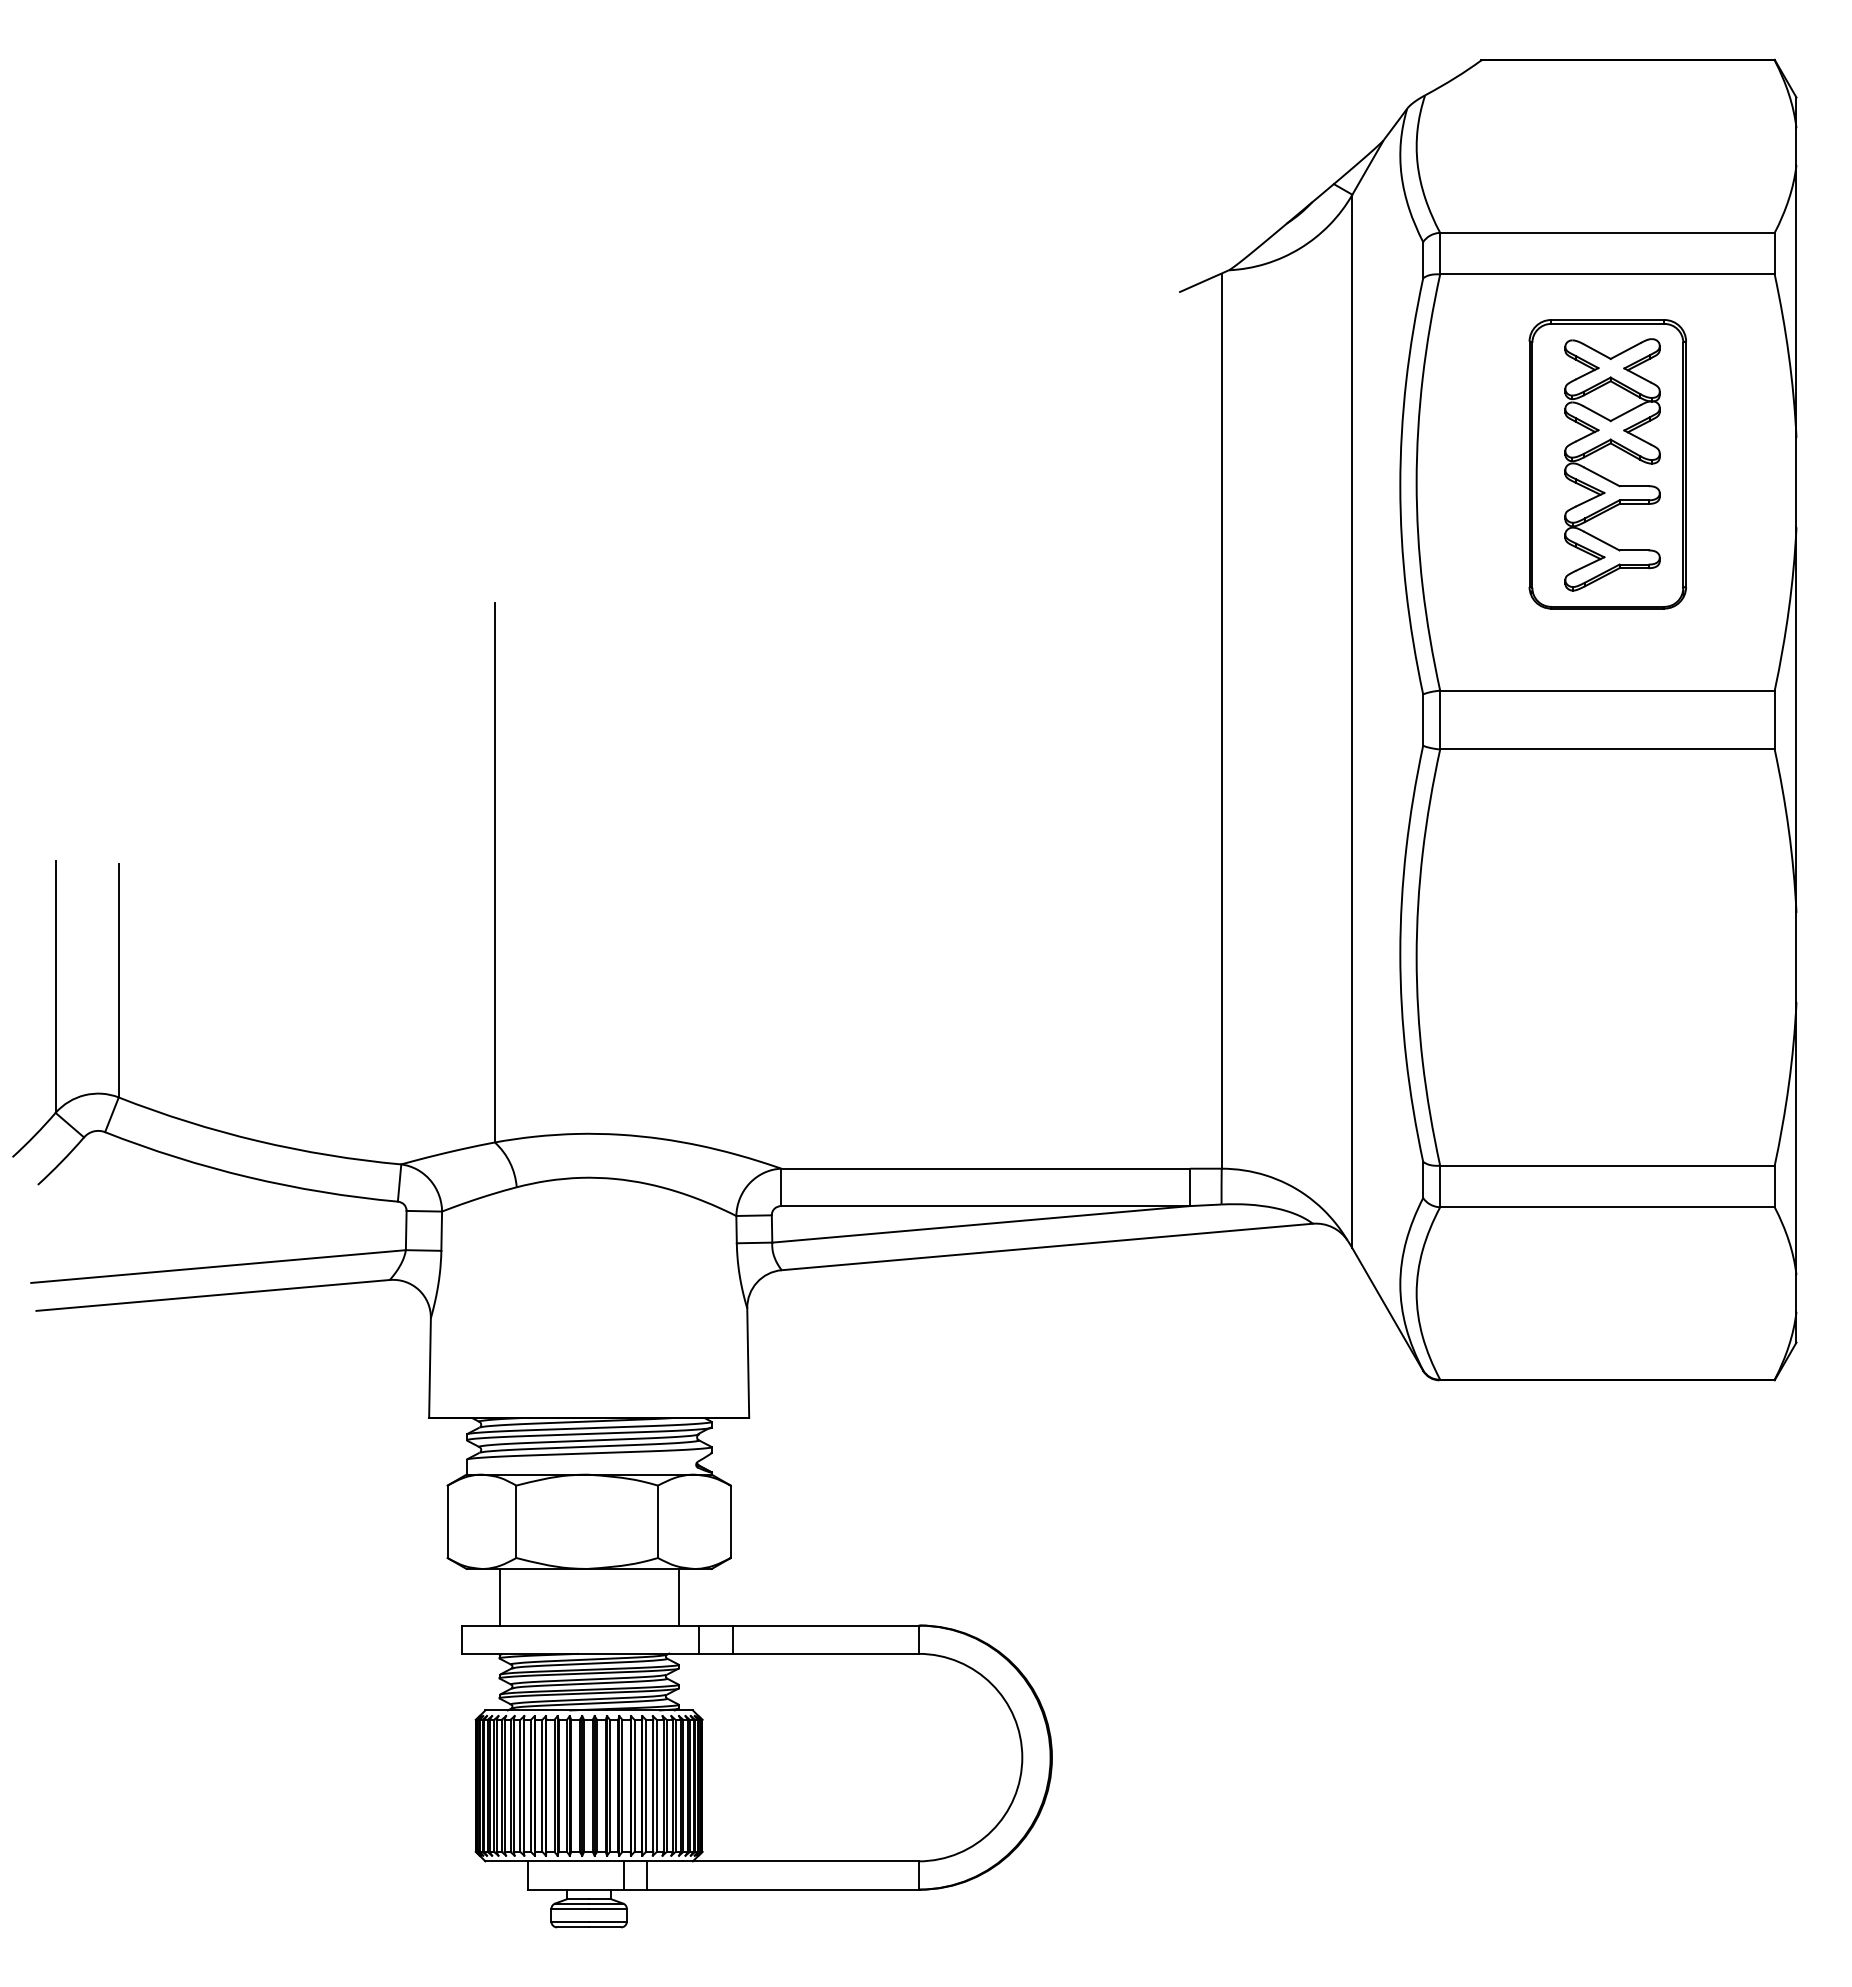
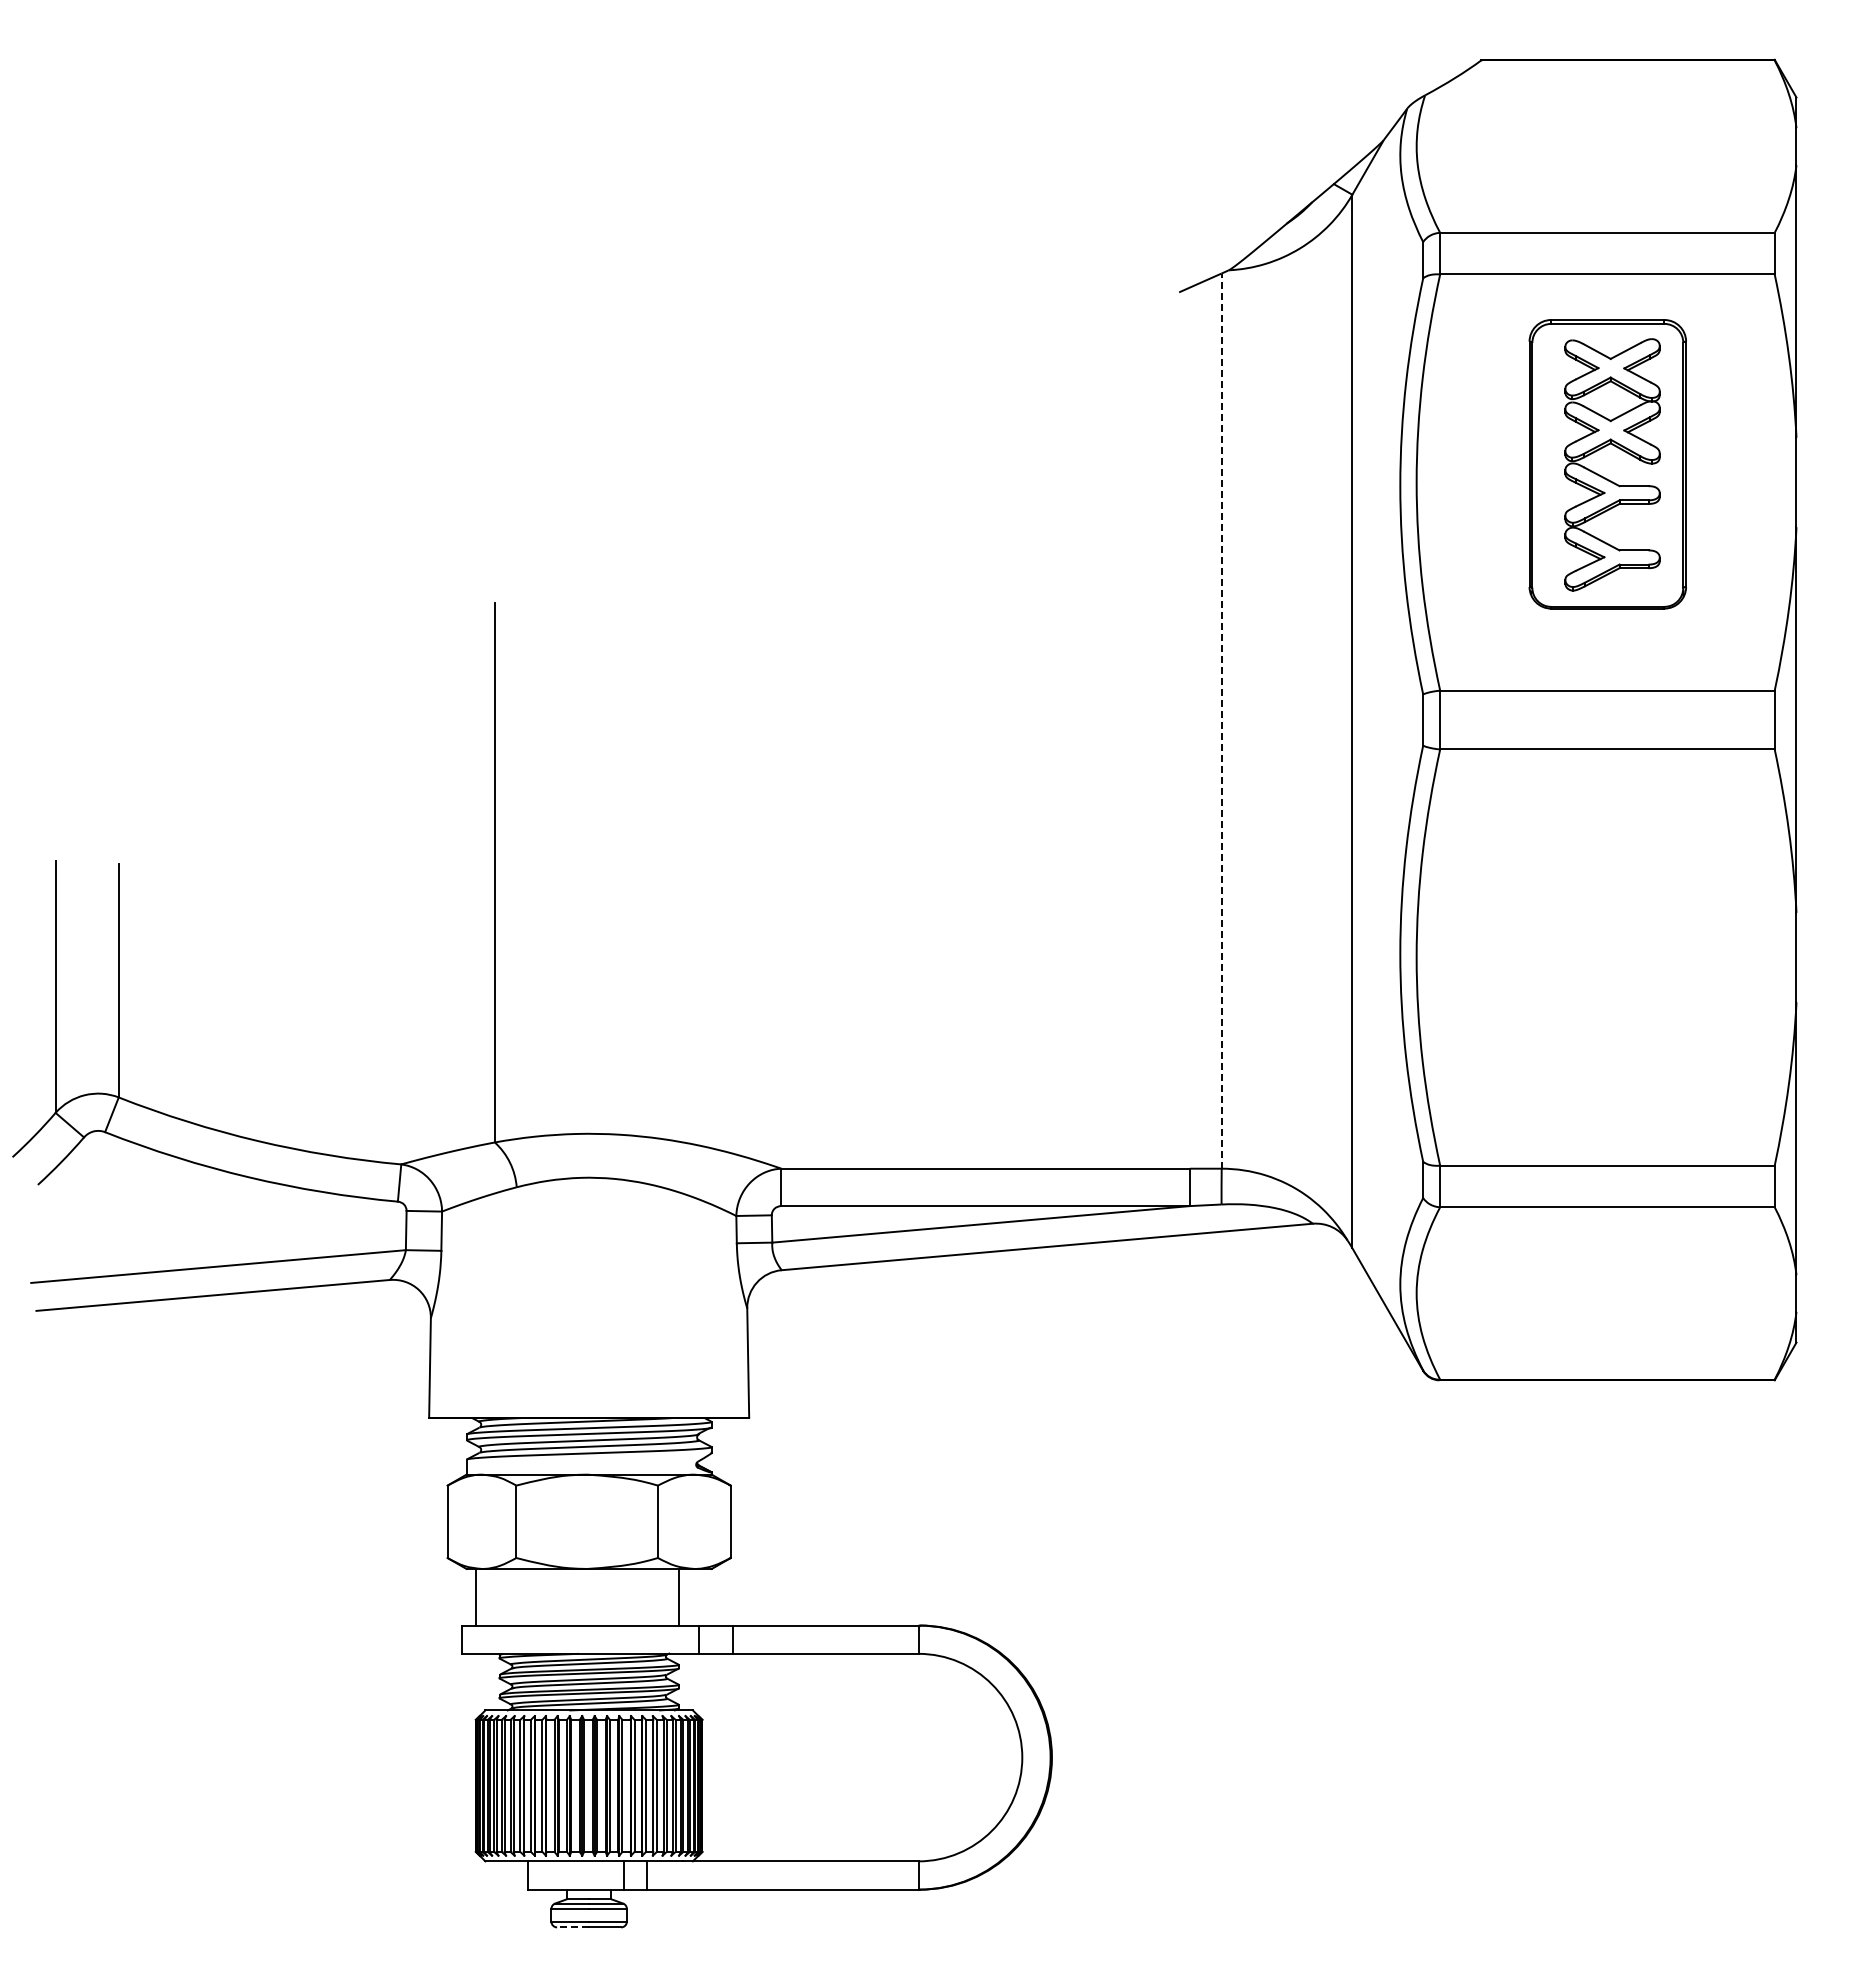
line: solid -> dashed (1221, 721)
line position: (499, 1596) -> (475, 1596) (475, 1596)
line: solid -> dashed (573, 1927)
